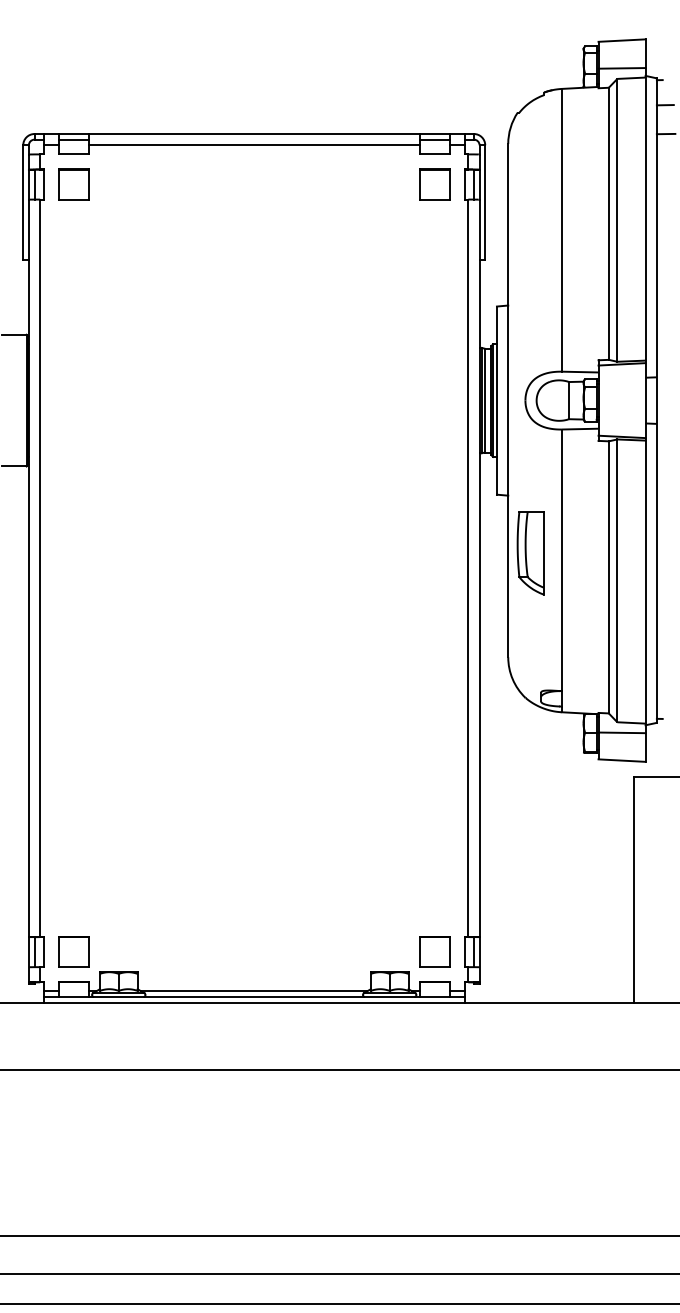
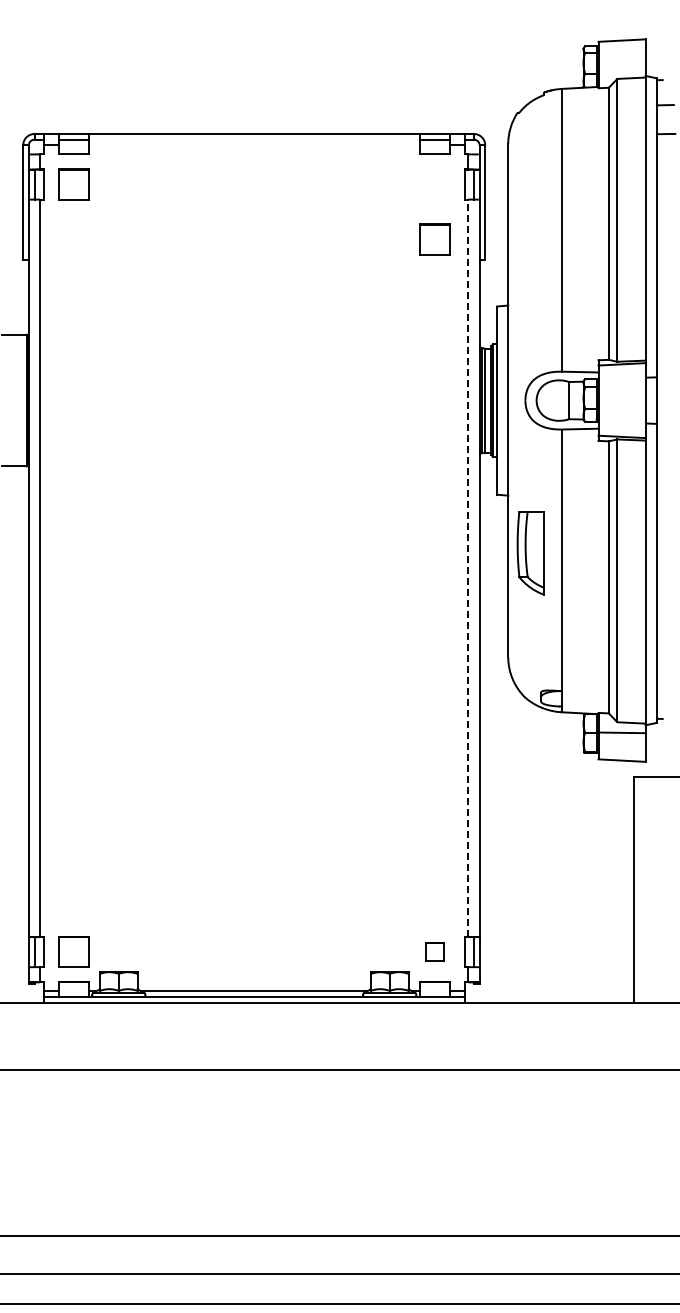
line: present -> none (621, 68)
line: present -> none (253, 145)
part position: (434, 184) -> (434, 239) (434, 239)
line: solid -> dashed (468, 568)
part size: 32x32 px -> 20x20 px (434, 951)
